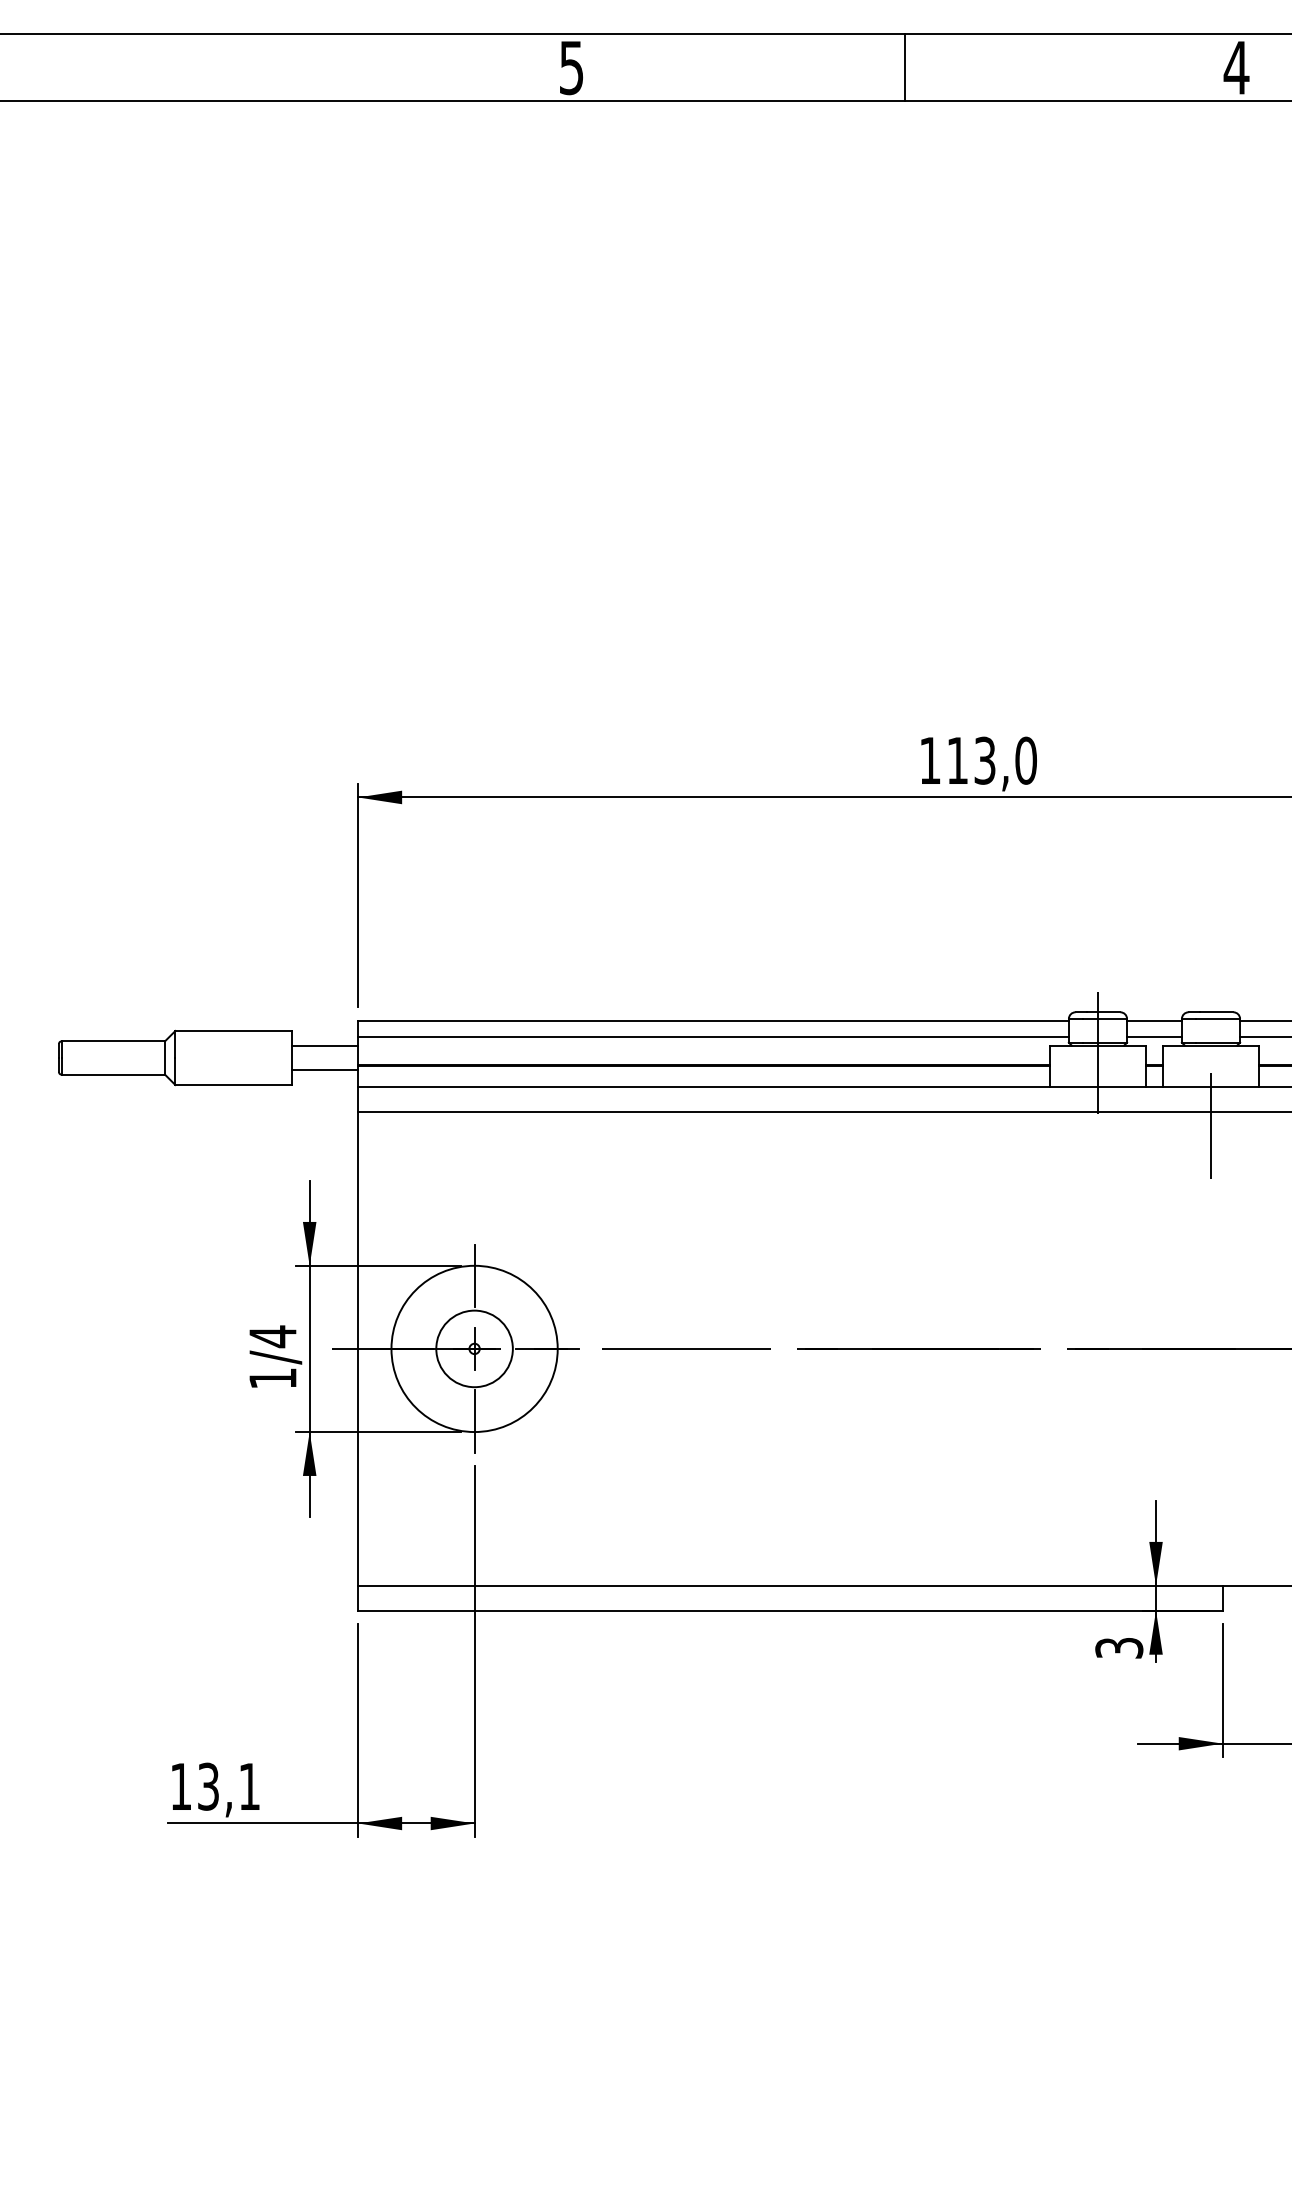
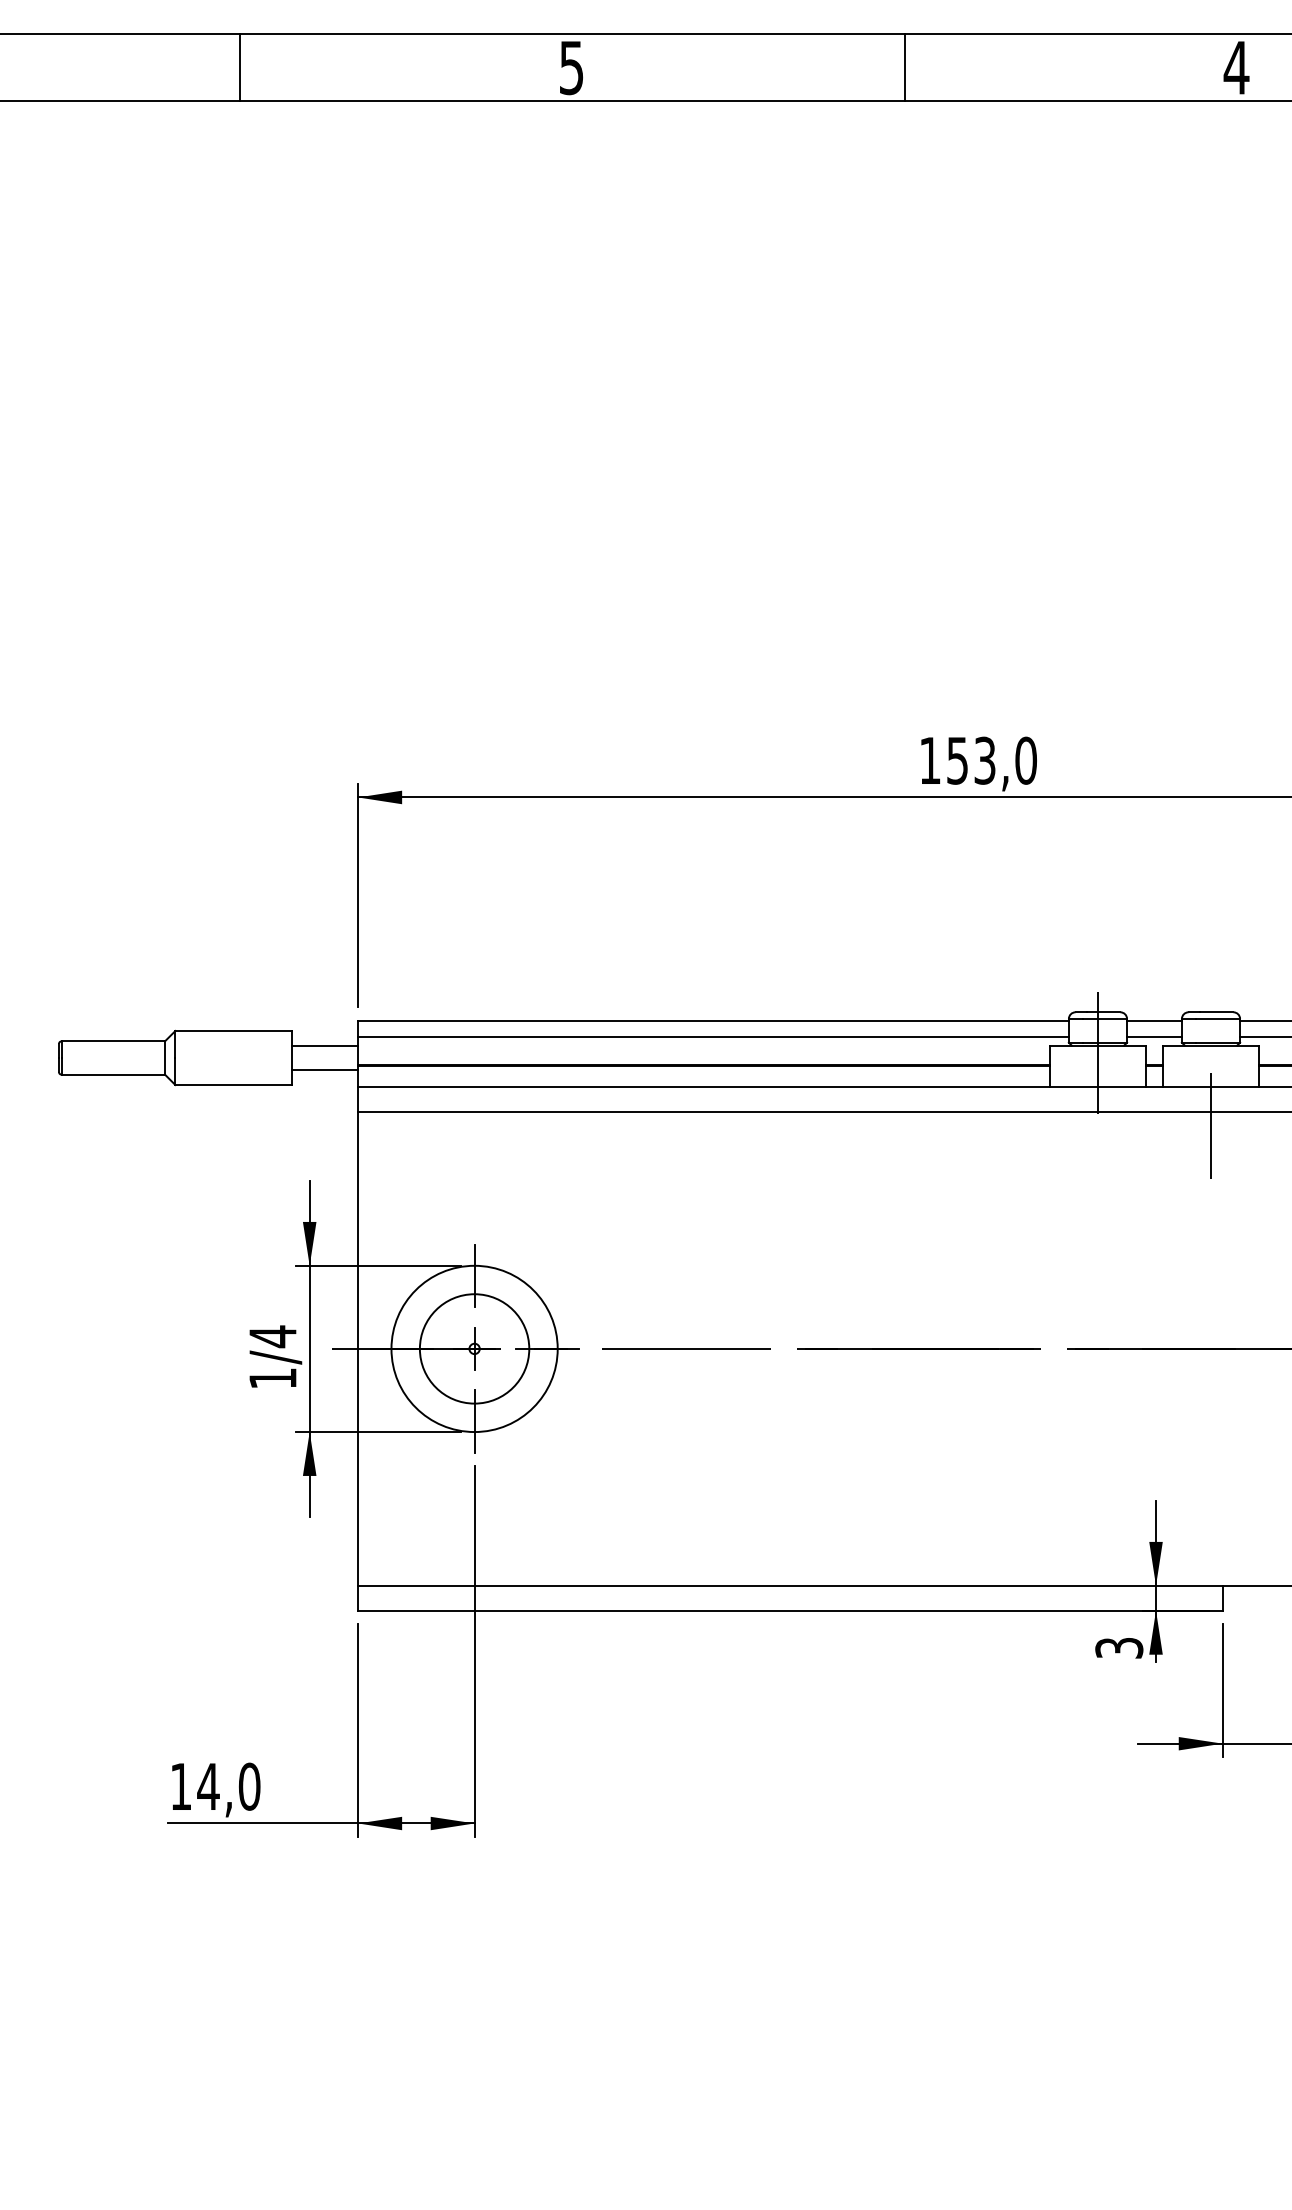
line: none -> present (239, 67)
text: 113,0 -> 153,0 (957, 760)
circle diameter: 77 px -> 109 px (474, 1348)
text: 13,1 -> 14,0 (228, 1786)
